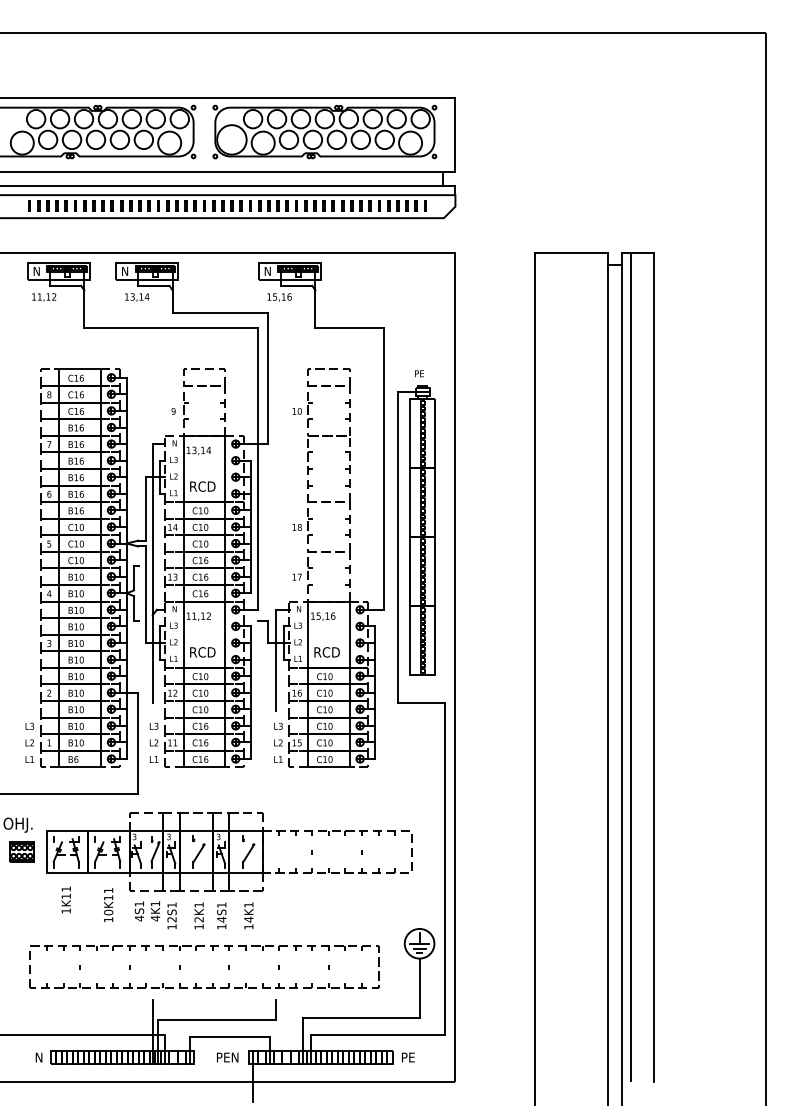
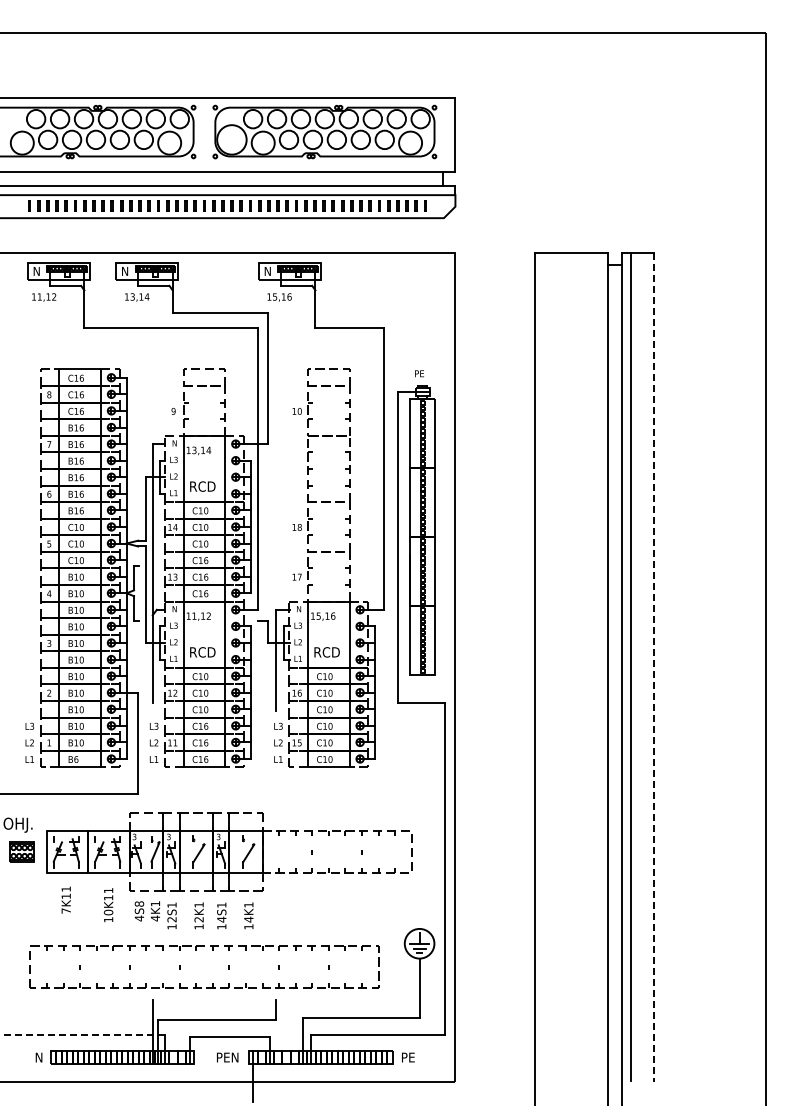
line: solid -> dashed (654, 668)
text: 4S1 -> 4S8 (139, 903)
text: 1K11 -> 7K11 (65, 910)
line: solid -> dashed (82, 1034)
